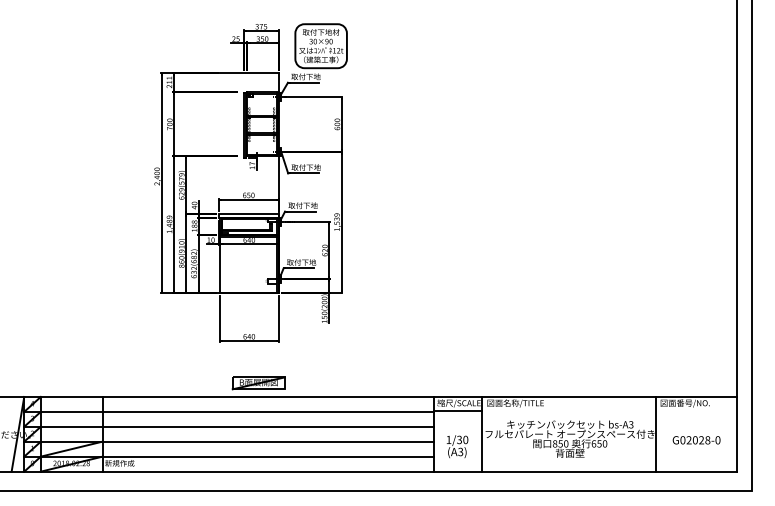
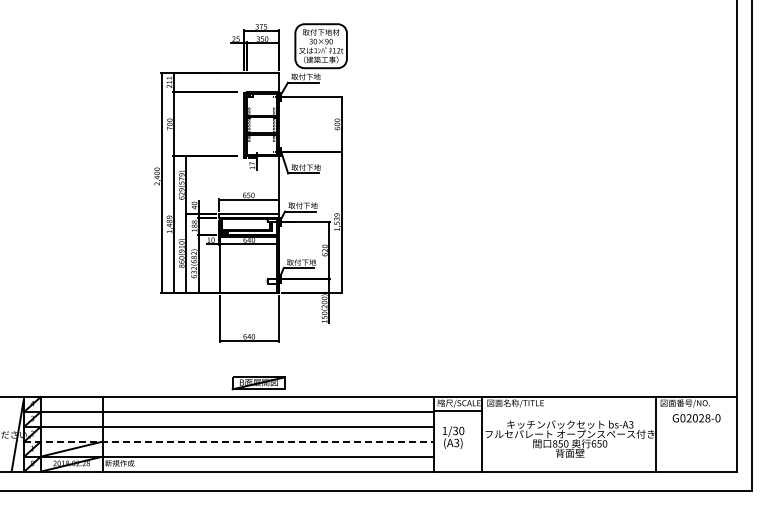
text position: (696, 440) -> (696, 418) (696, 418)
line: solid -> dashed (229, 441)
text position: (457, 446) -> (453, 437) (453, 437)
